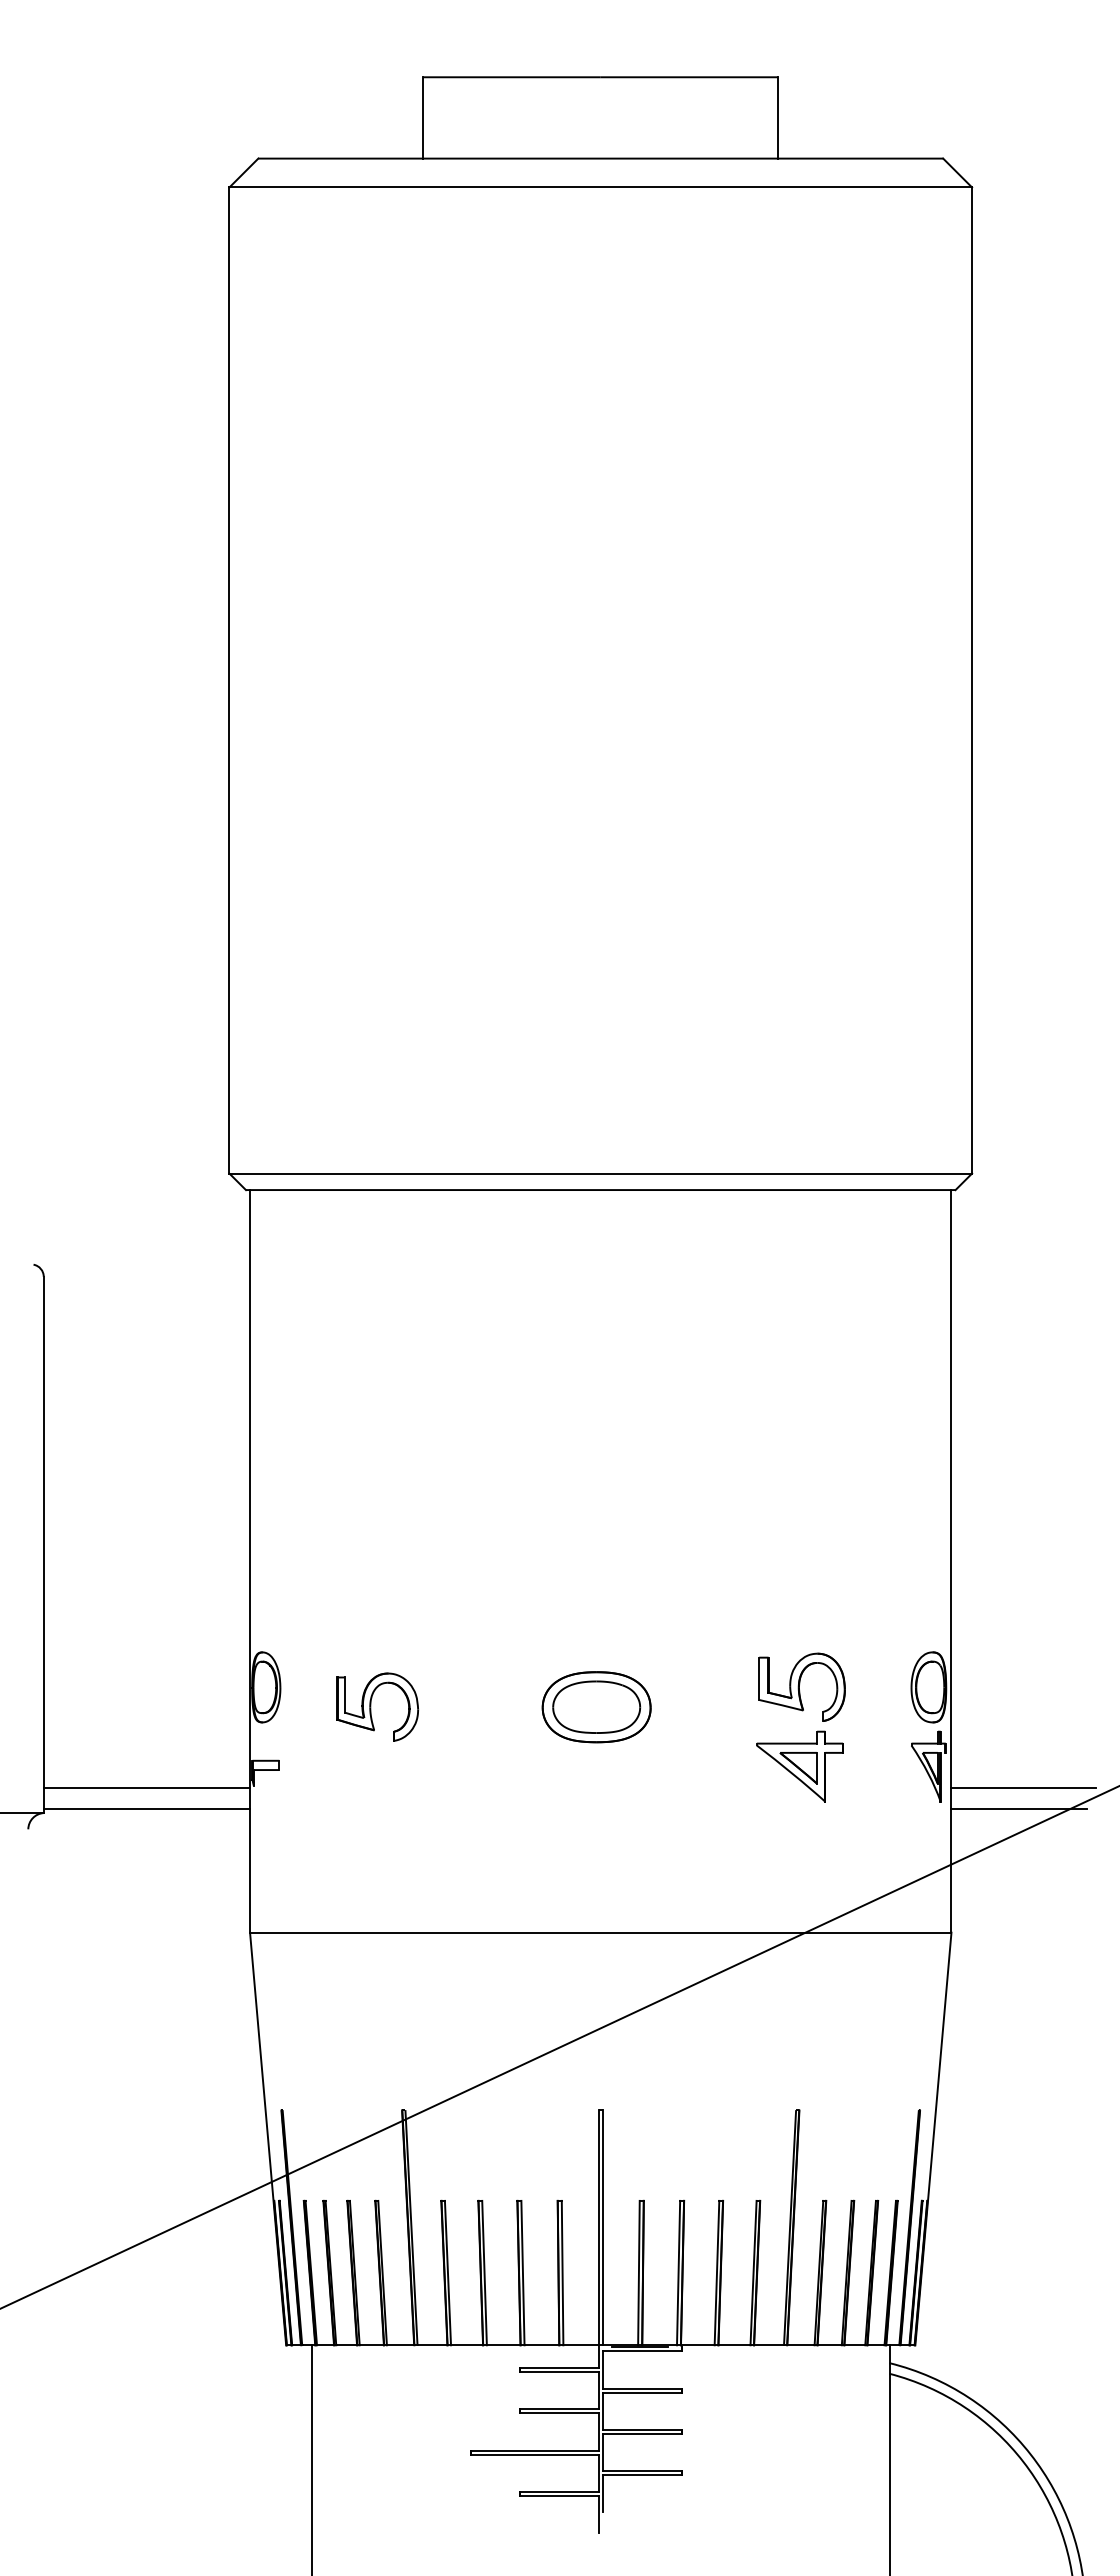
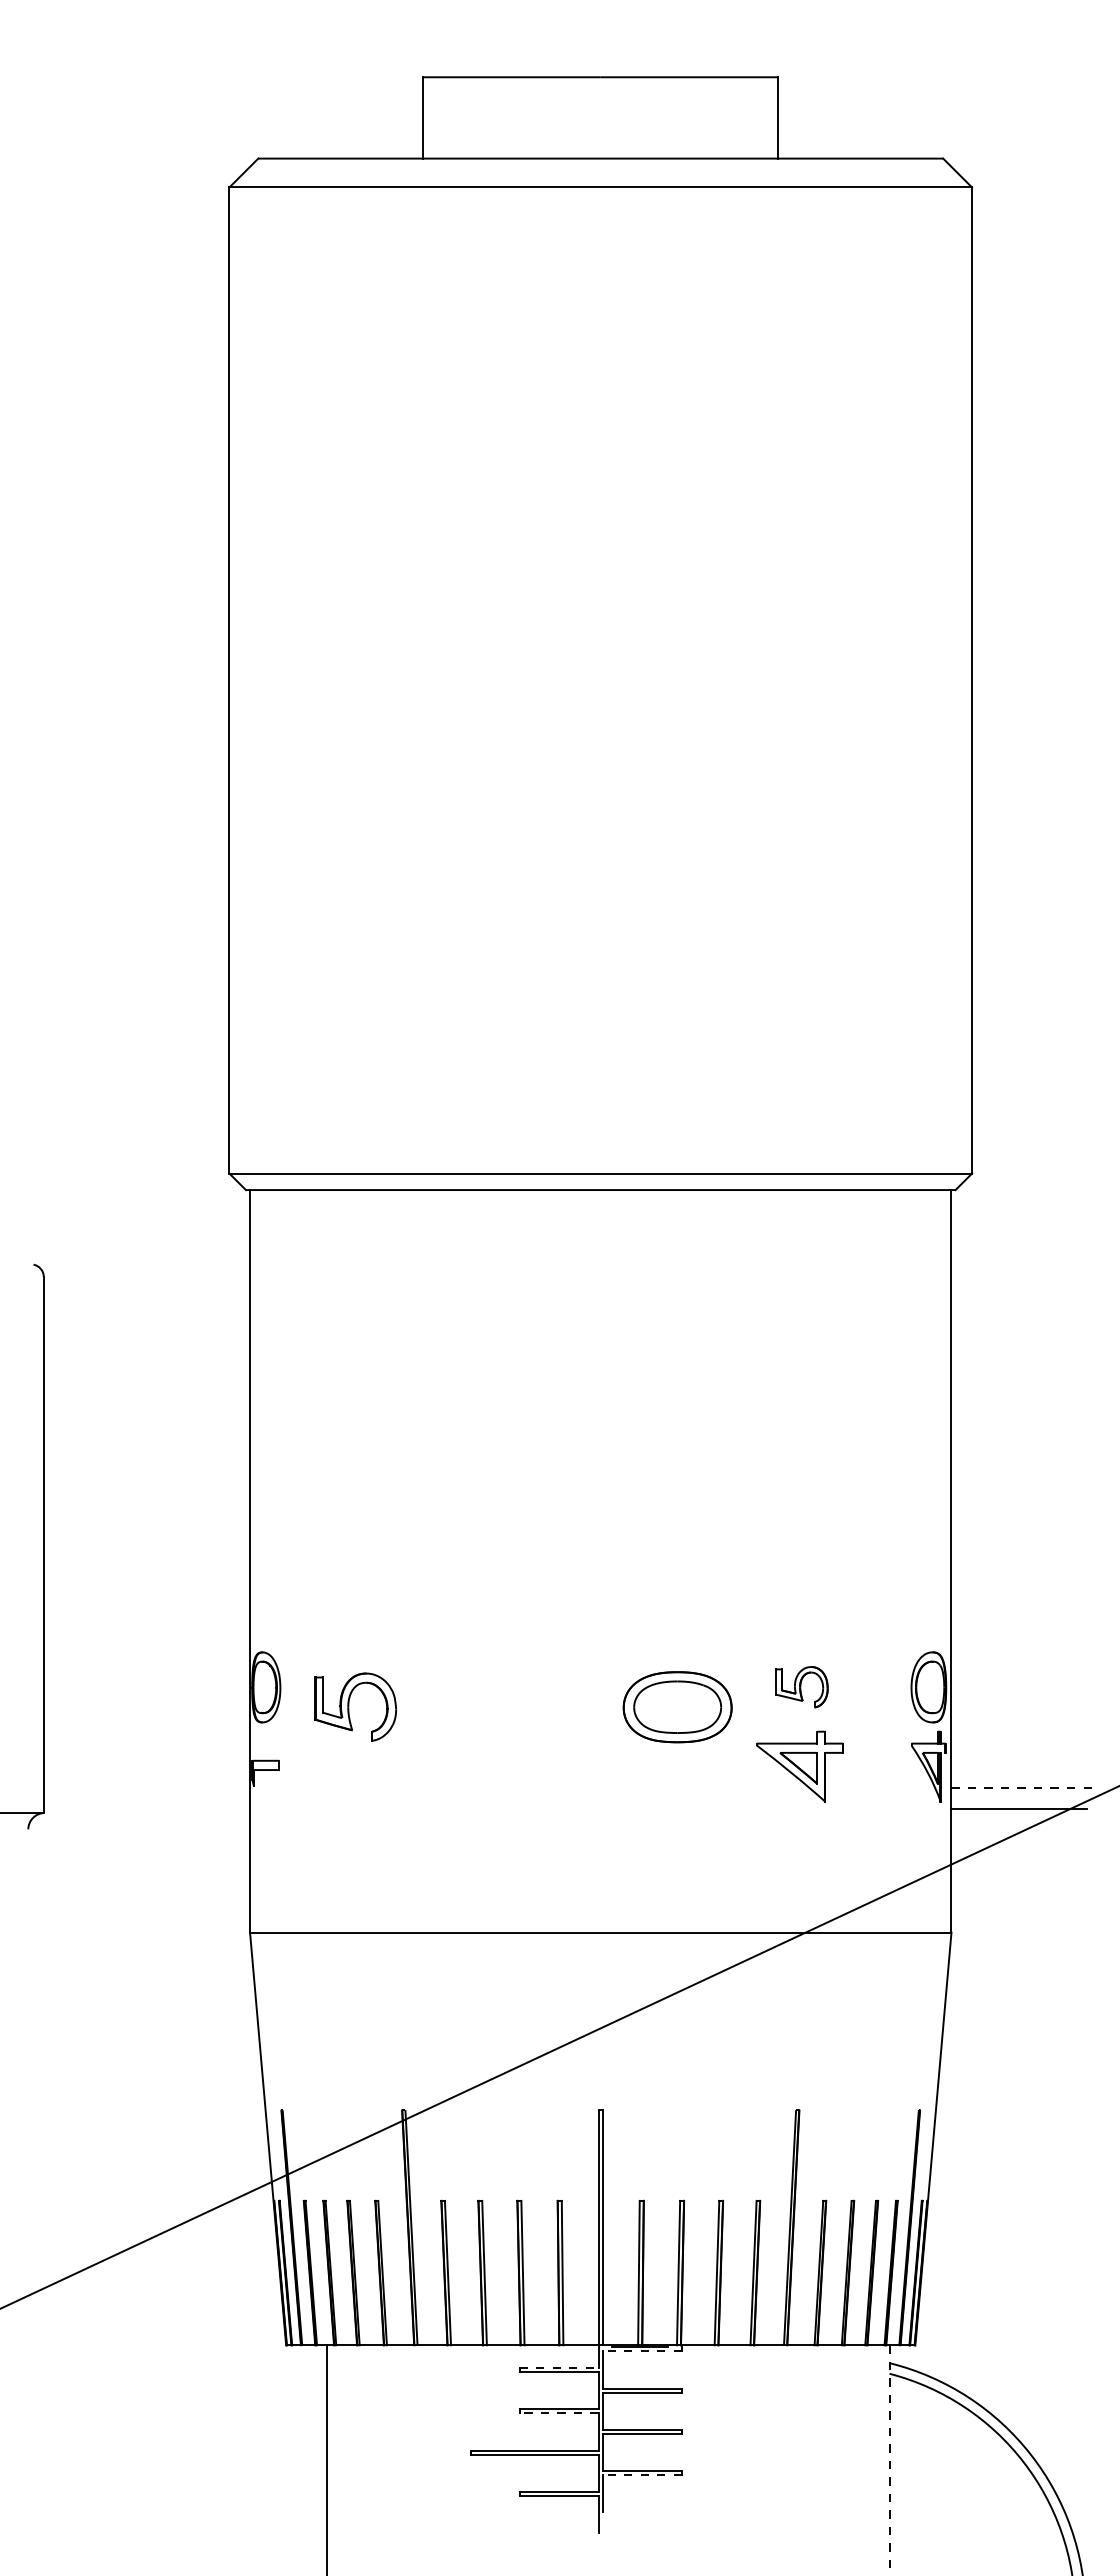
part size: 88x70 px -> 54x43 px (801, 1687)
part position: (377, 1706) -> (355, 1706) (355, 1706)
part position: (596, 1707) -> (677, 1707) (677, 1707)
line: present -> none (146, 1788)
line: solid -> dashed (1024, 1788)
line: present -> none (146, 1808)
line: solid -> dashed (642, 2351)
line: solid -> dashed (559, 2367)
line: solid -> dashed (559, 2413)
line position: (311, 2458) -> (326, 2458) (326, 2458)
line: solid -> dashed (889, 2460)
line: solid -> dashed (642, 2475)
